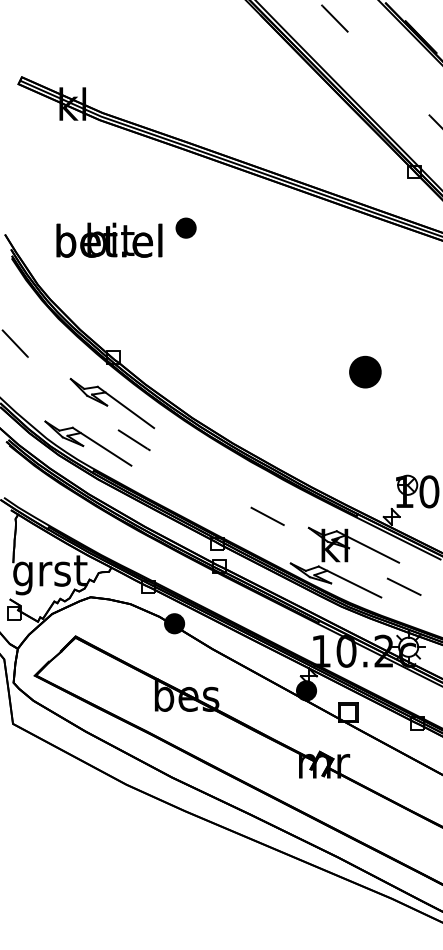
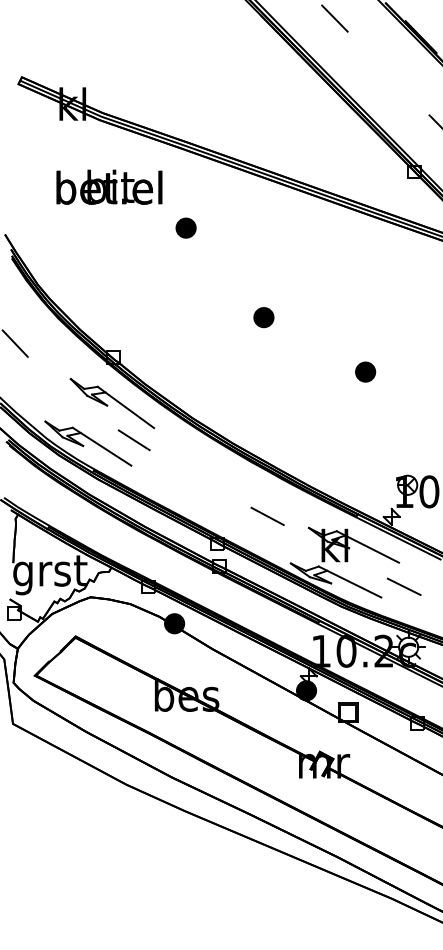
text position: (109, 239) -> (109, 186) (109, 186)
part: none -> present (263, 317)
part size: 33x34 px -> 22x22 px (365, 371)
